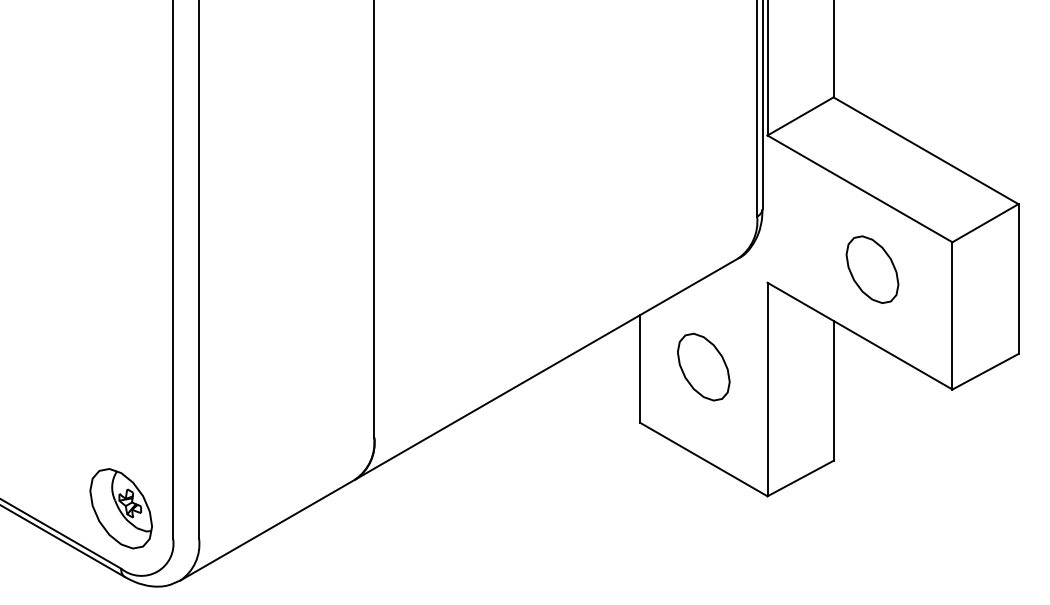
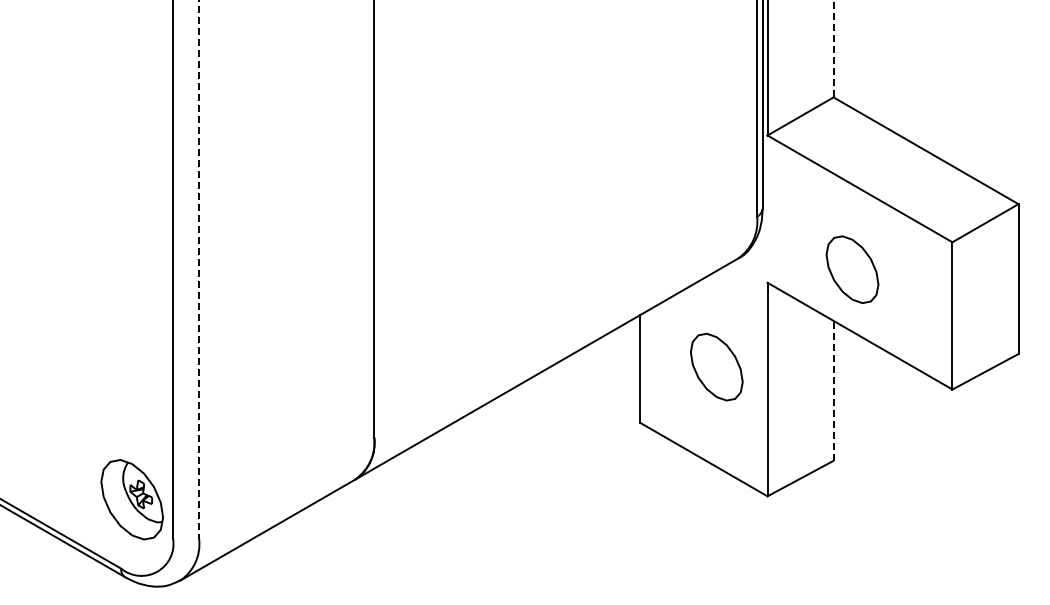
line: solid -> dashed (833, 48)
line: solid -> dashed (199, 269)
part position: (872, 269) -> (852, 269) (852, 269)
part position: (703, 366) -> (716, 366) (716, 366)
line: solid -> dashed (833, 390)
part position: (120, 508) -> (131, 499) (131, 499)
